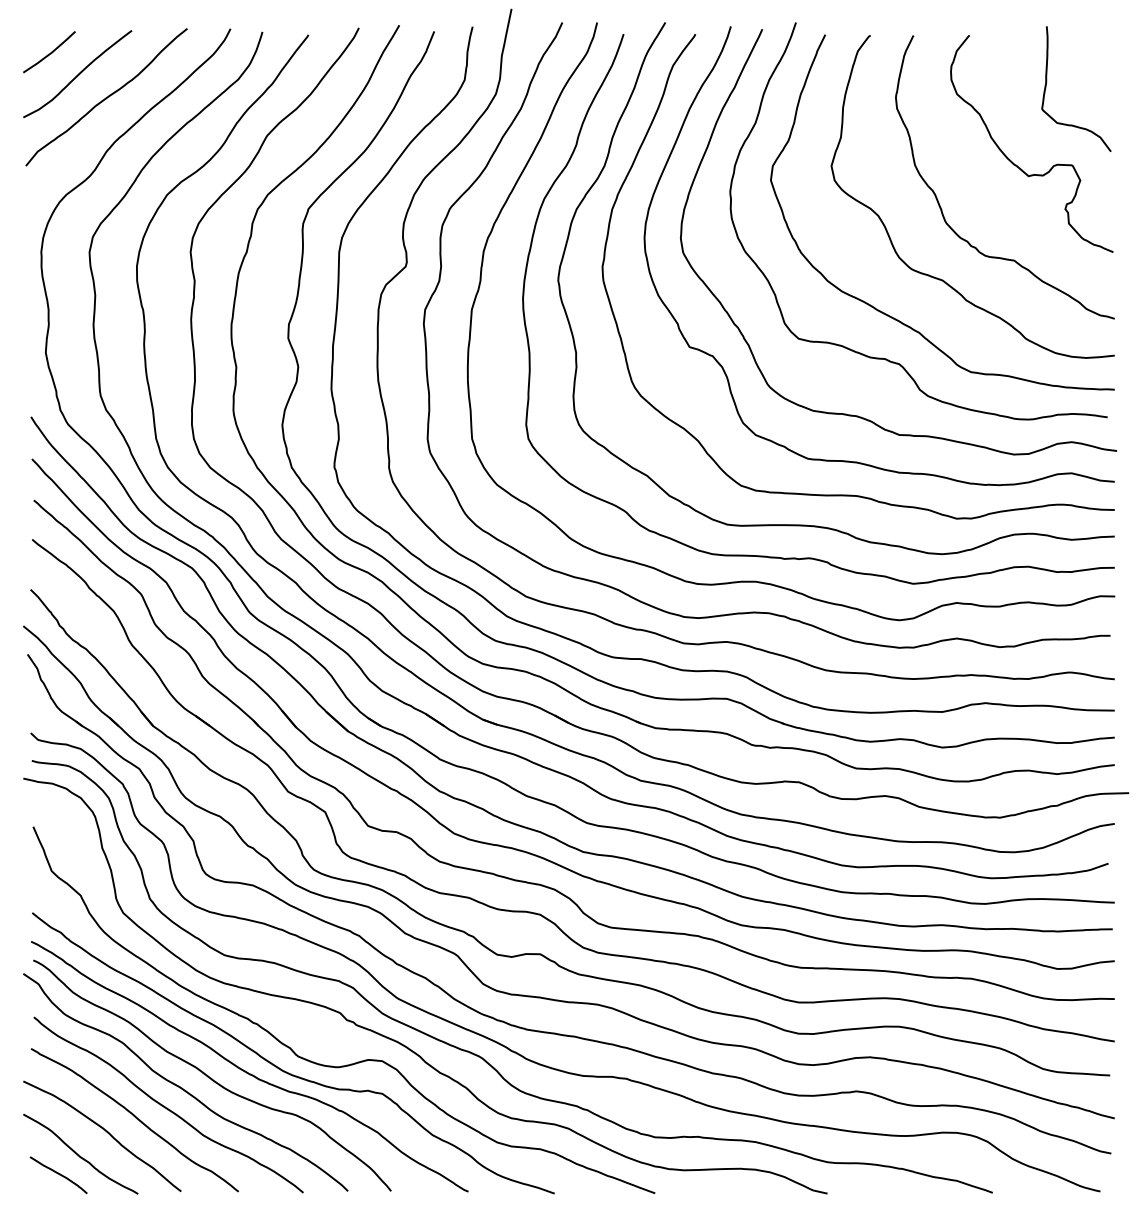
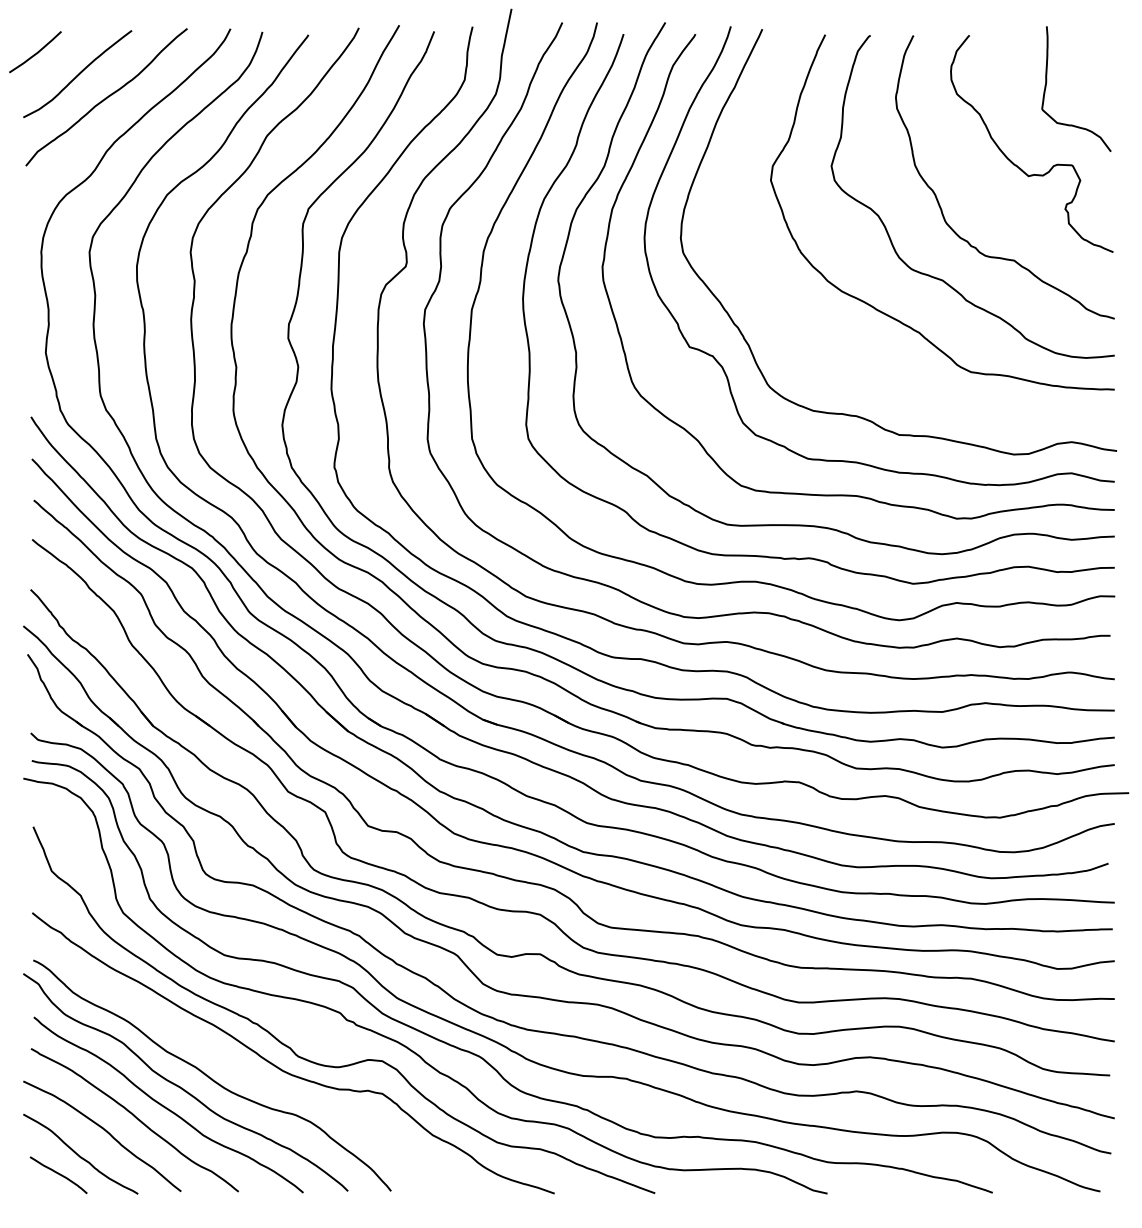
curve position: (50, 52) -> (36, 52) (36, 52)
curve: present -> none (886, 358)
curve: present -> none (247, 1071)
